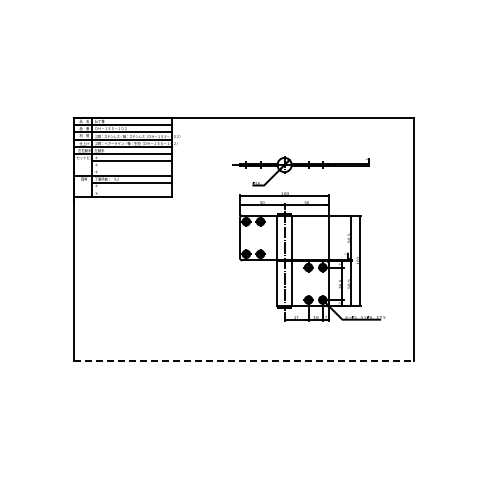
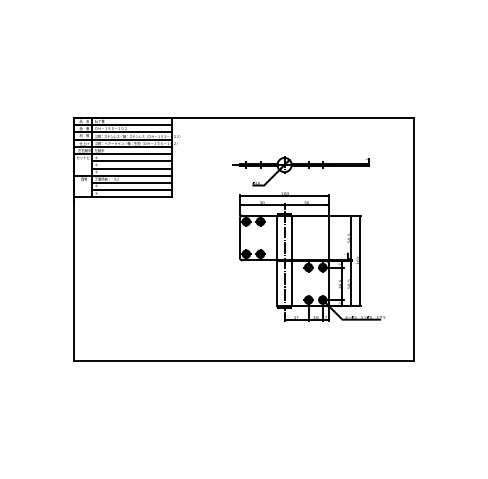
line: none -> present (132, 168)
line: none -> present (132, 189)
line: dashed -> solid (243, 361)
